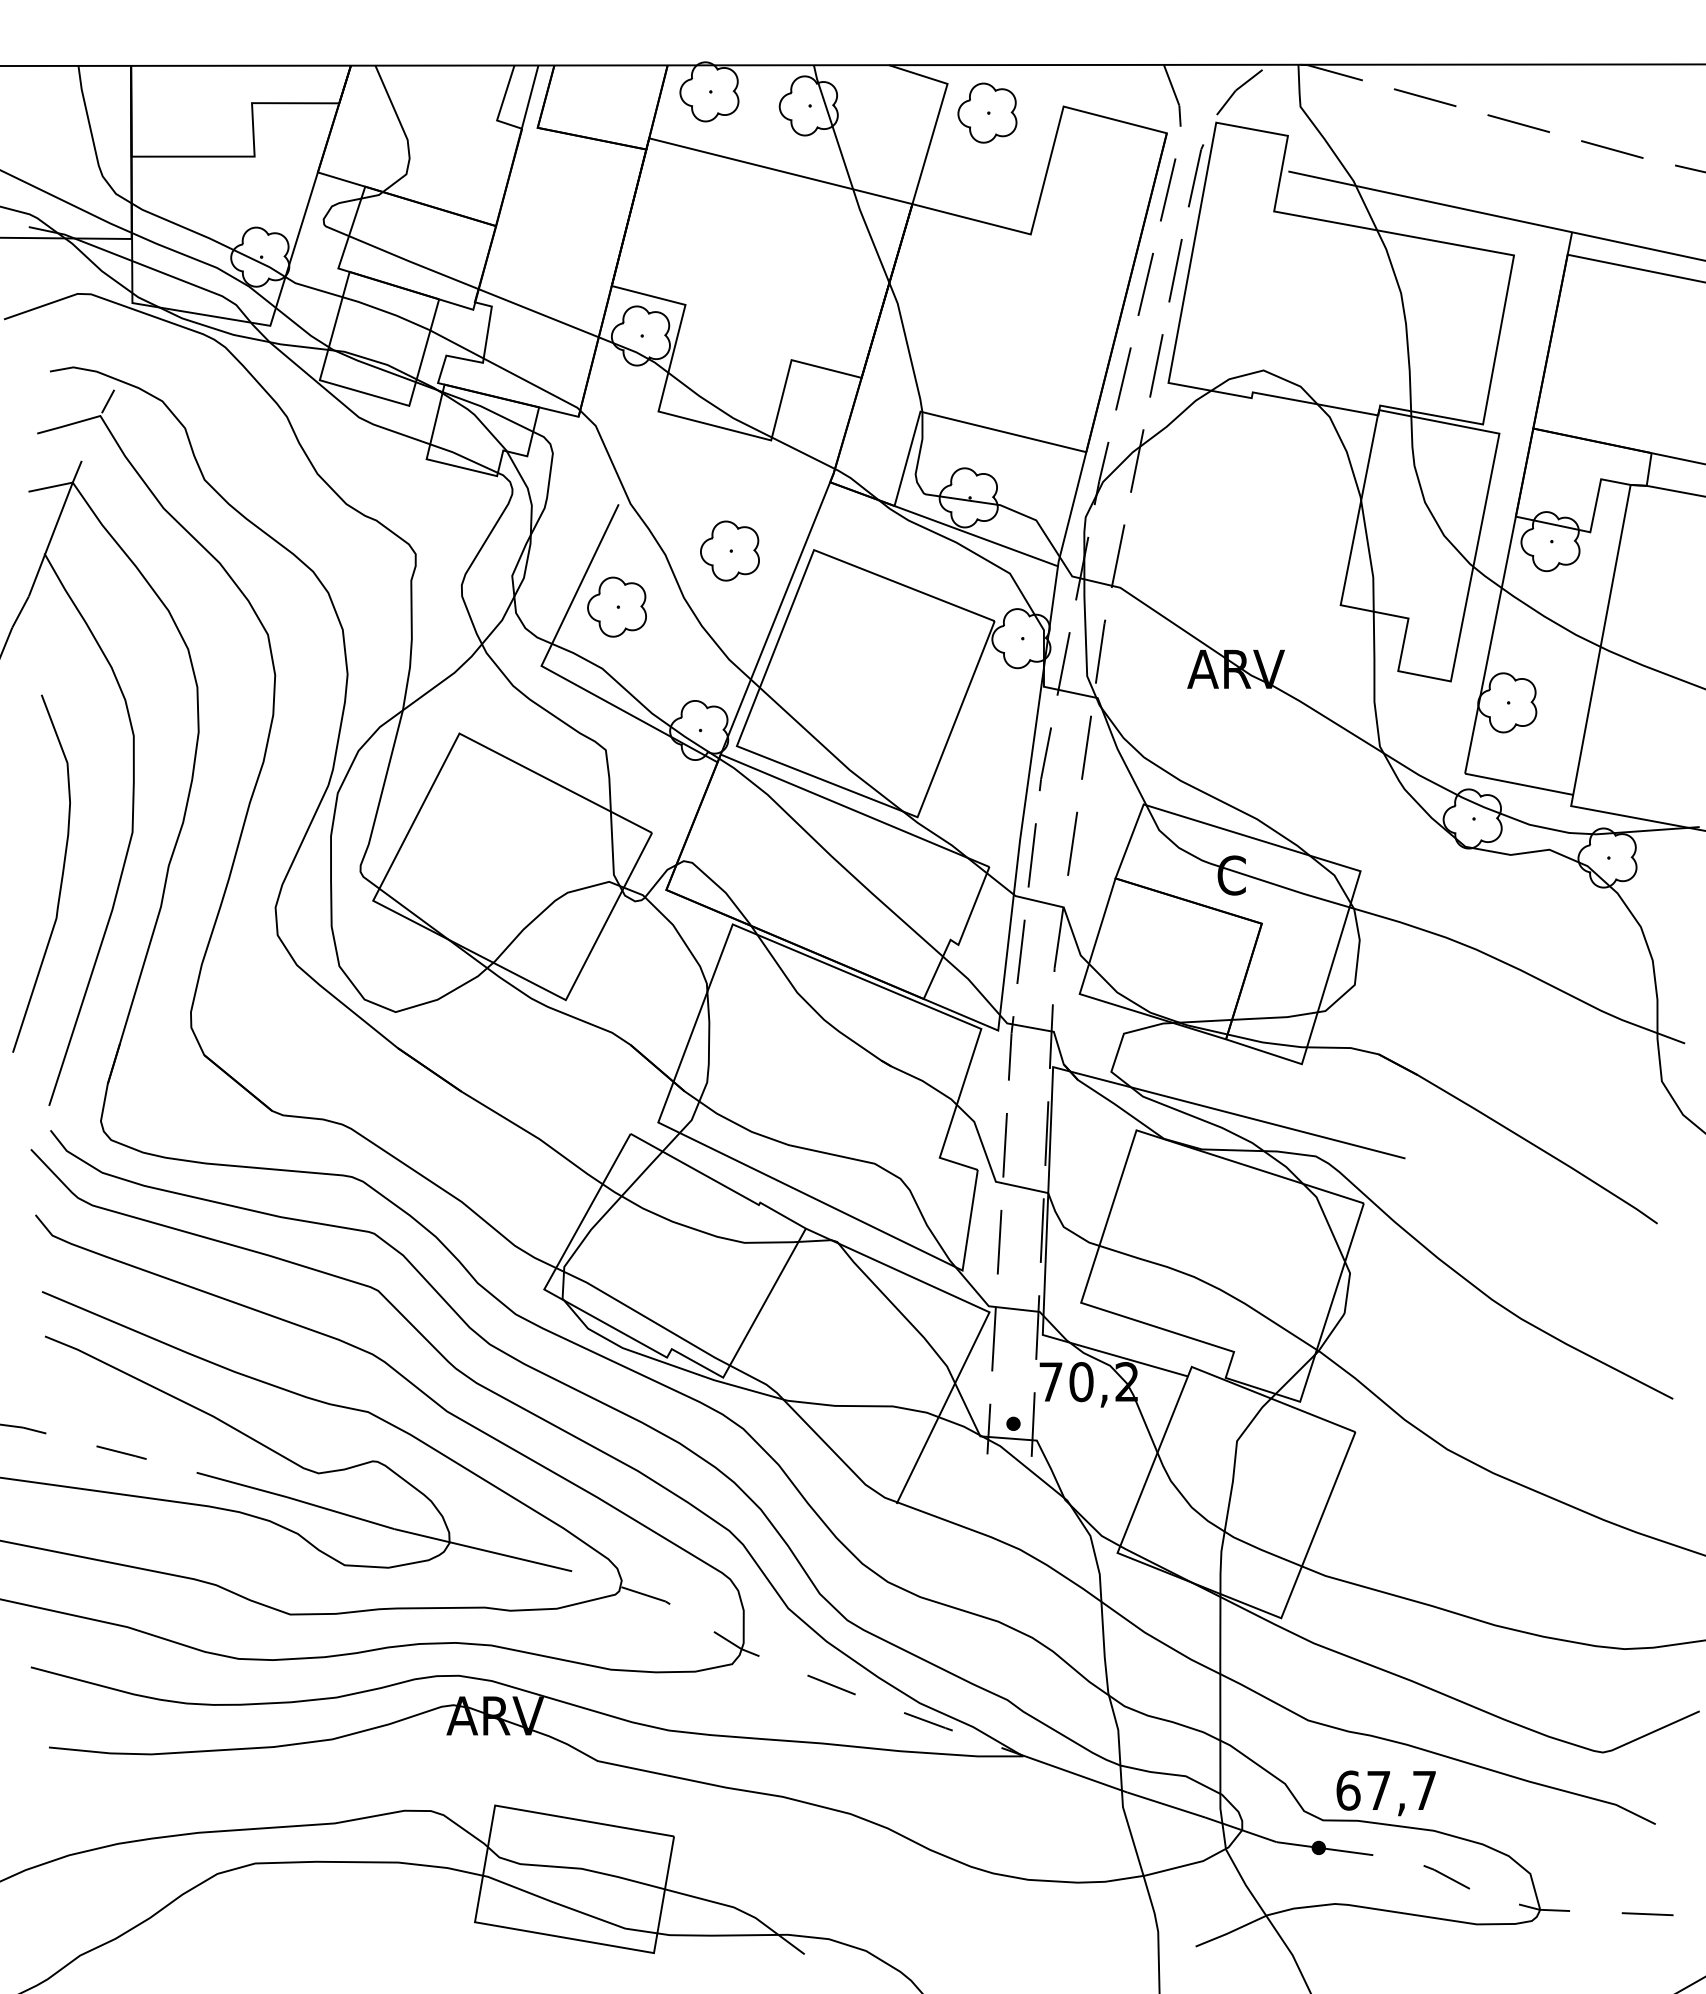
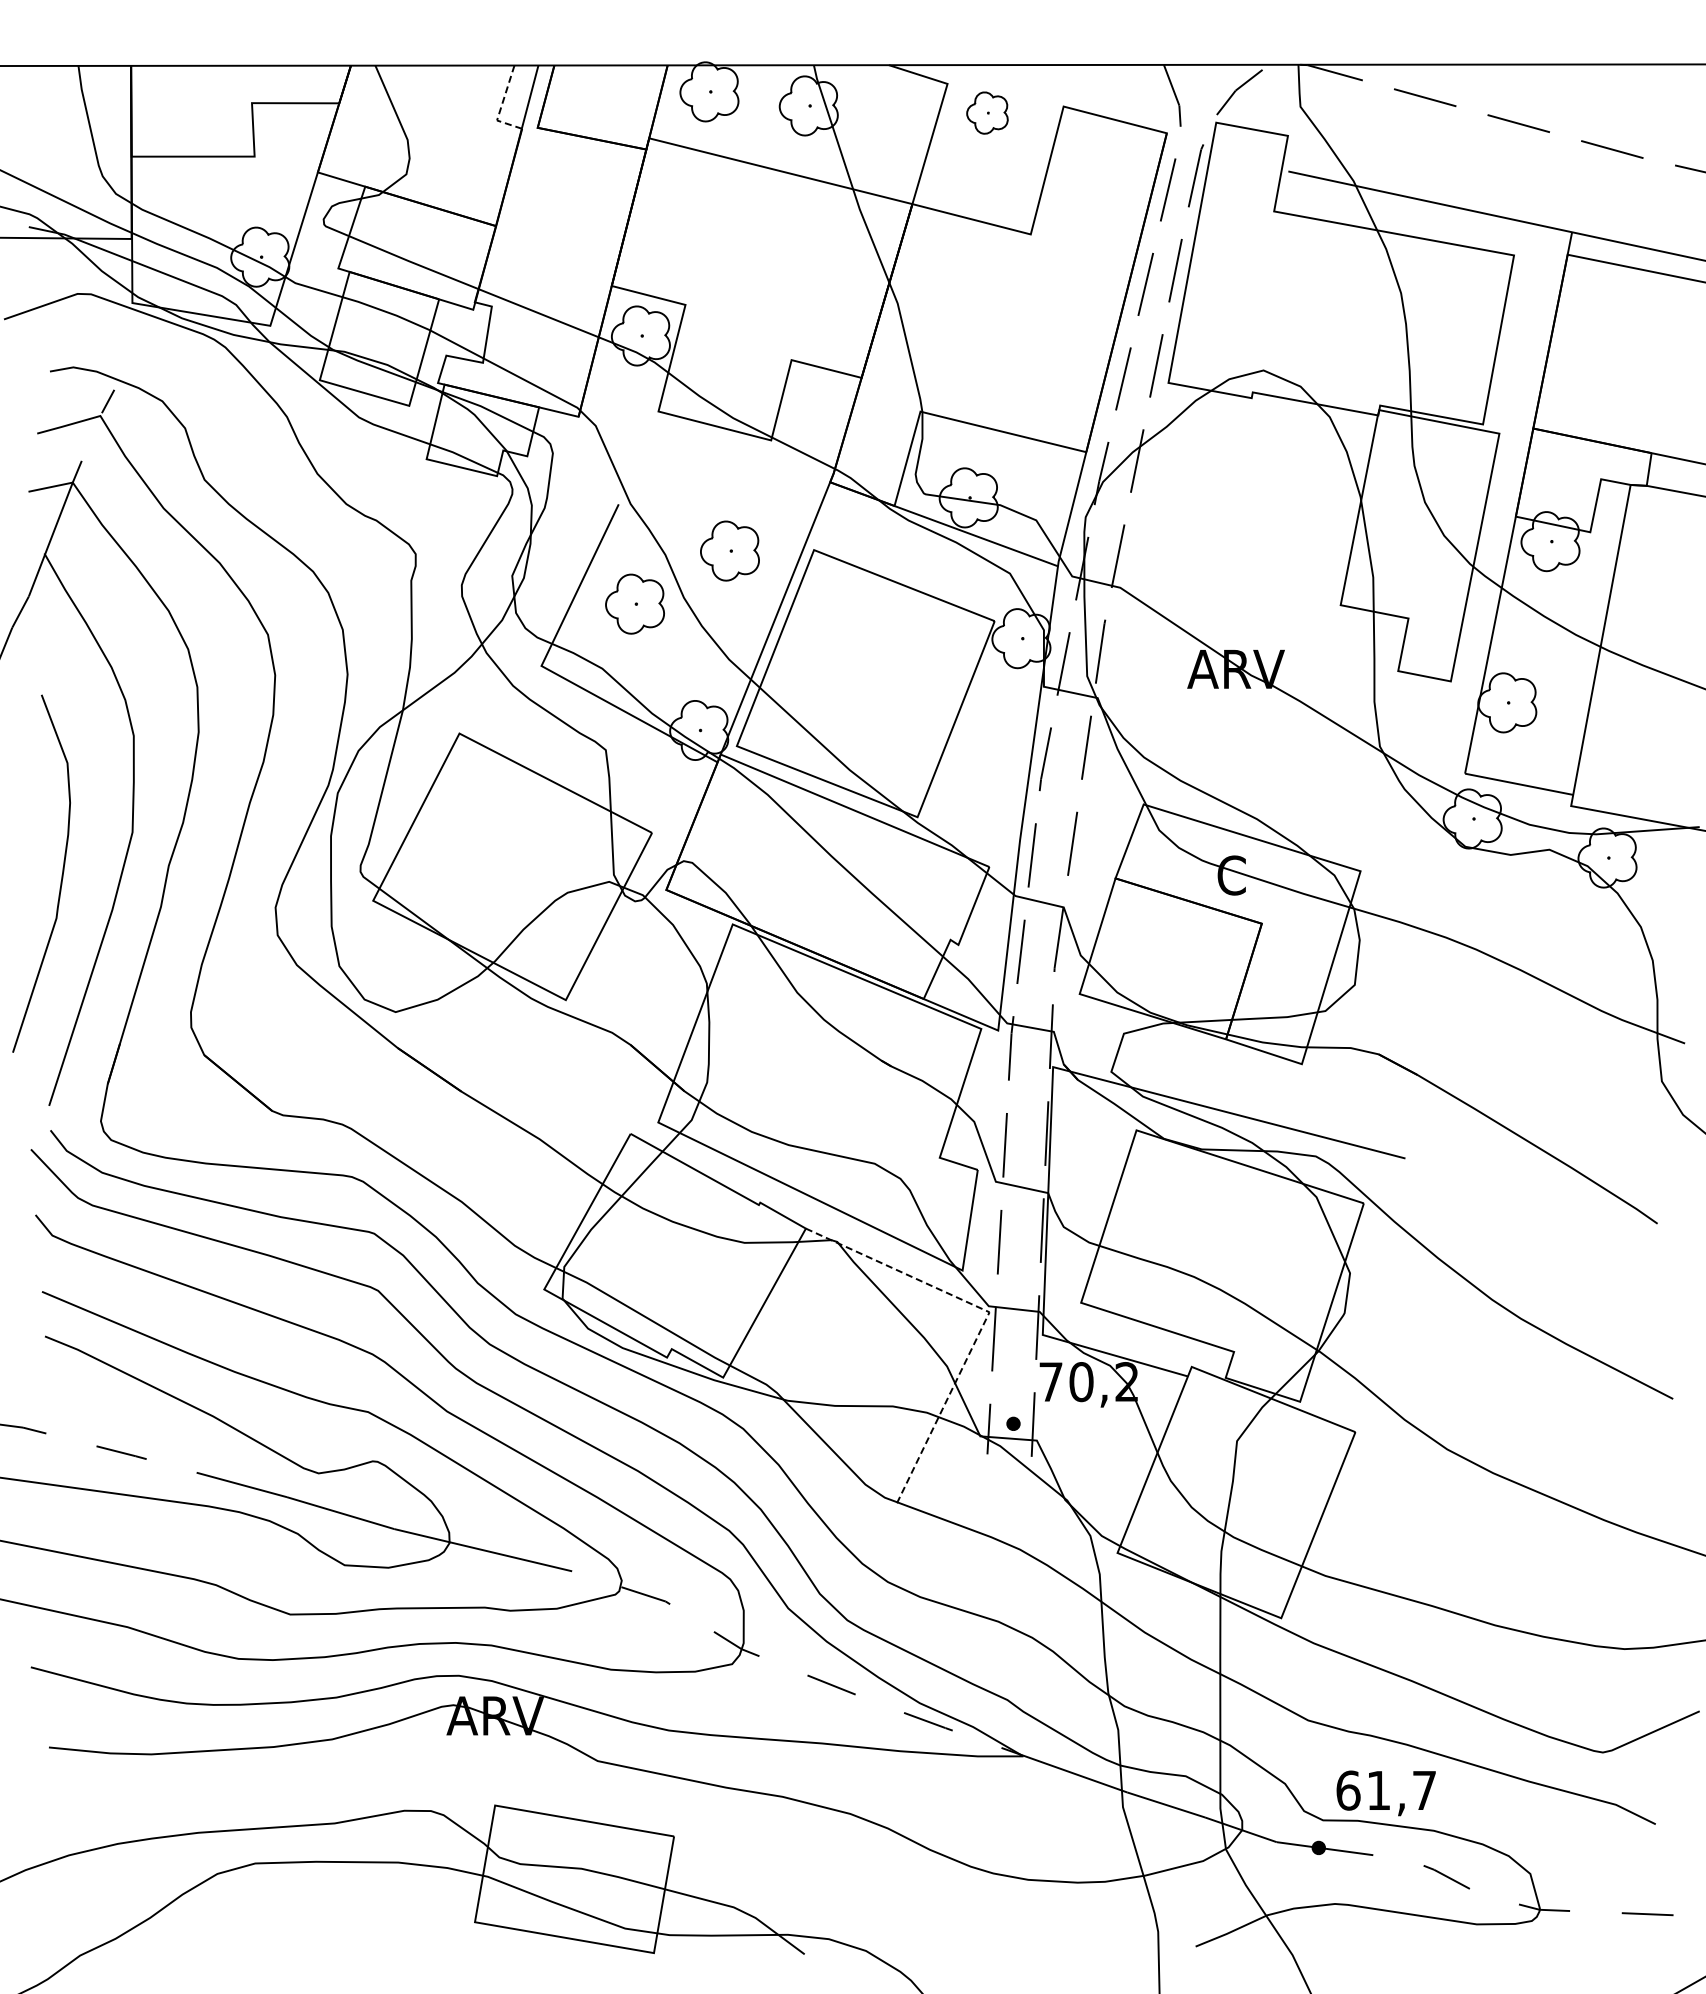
line: solid -> dashed (501, 106)
part size: 61x62 px -> 43x44 px (987, 112)
part position: (616, 606) -> (634, 603) (634, 603)
line: solid -> dashed (987, 1316)
text: 67,7 -> 61,7 (1378, 1790)
